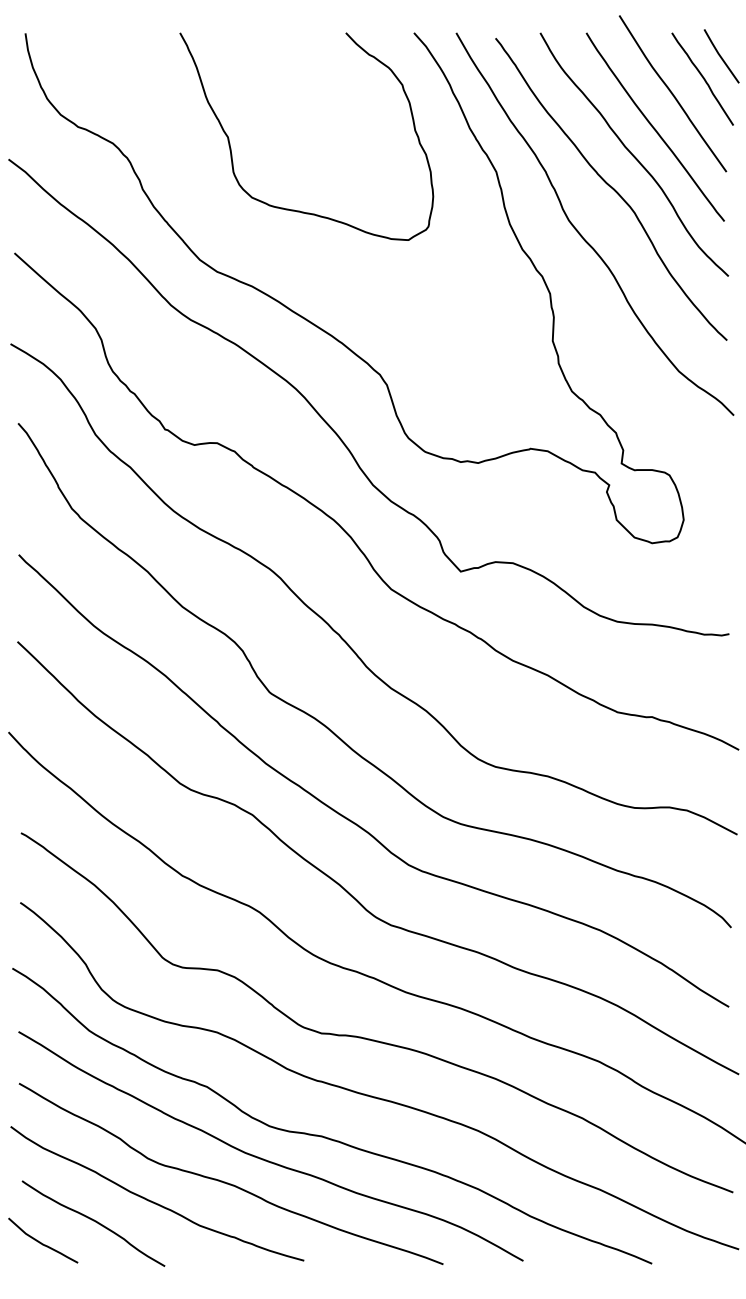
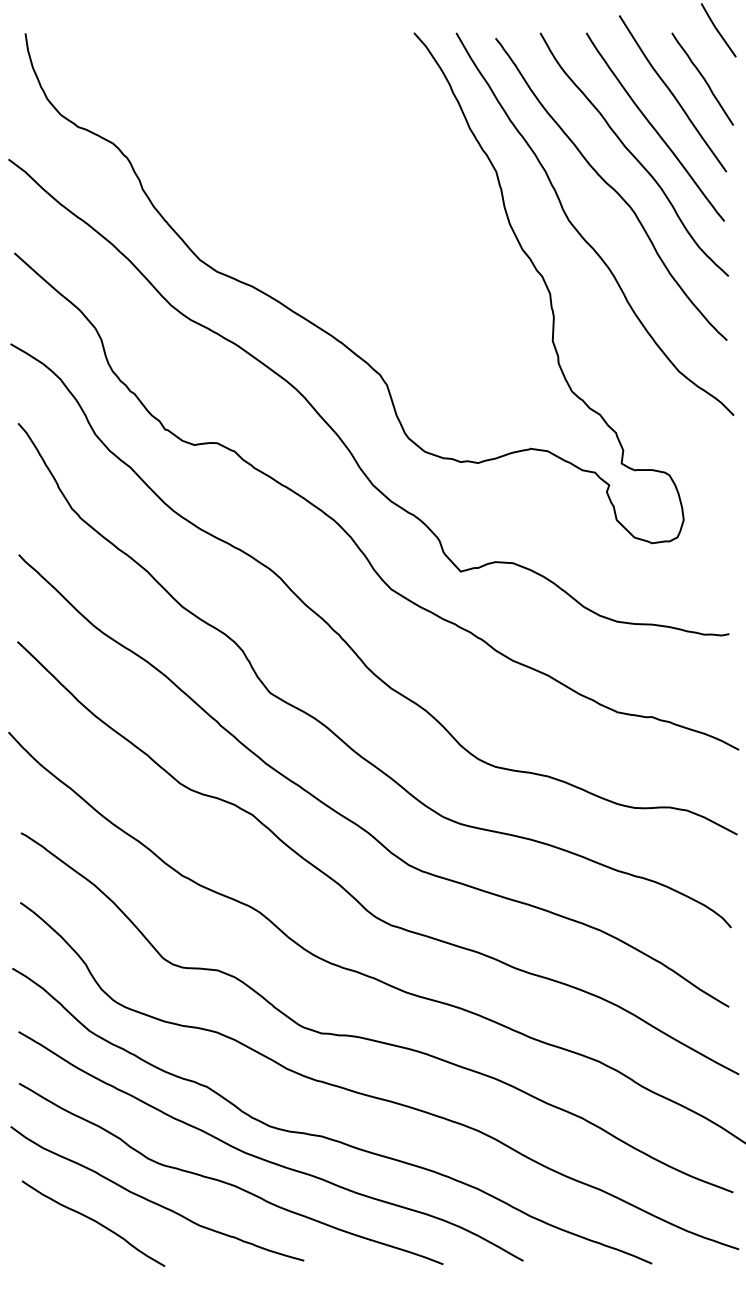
line position: (721, 56) -> (718, 30) (718, 30)
curve: present -> none (294, 209)
curve: present -> none (41, 1242)
